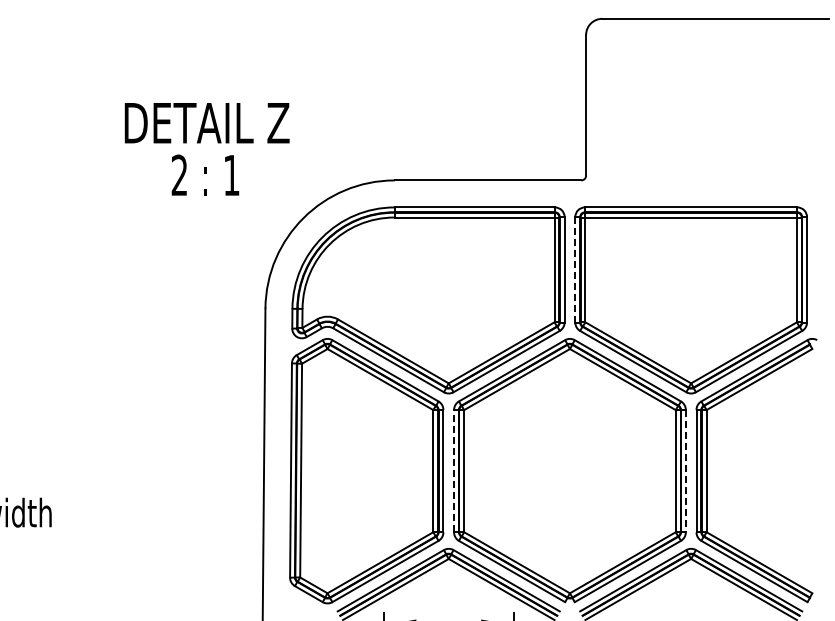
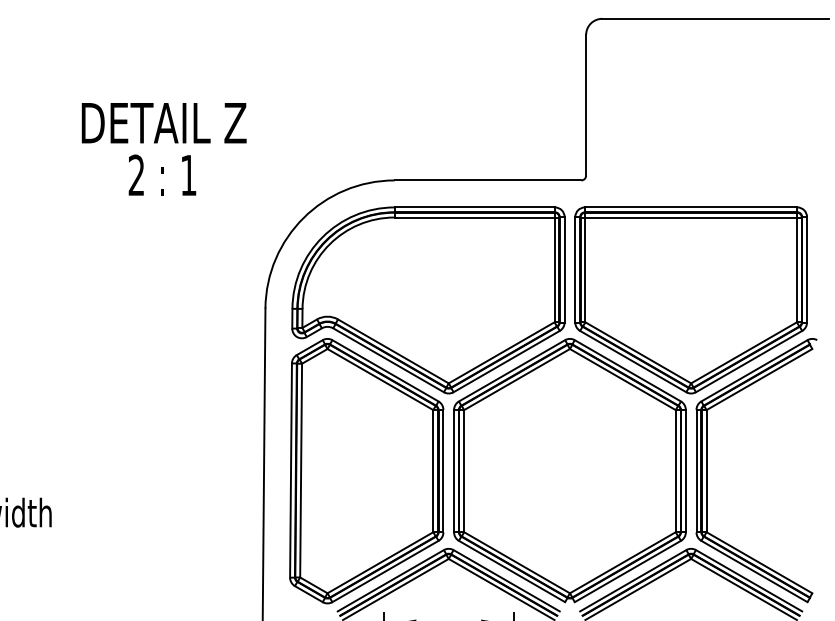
text position: (206, 149) -> (163, 149) (163, 149)
line: dashed -> solid (575, 269)
line: dashed -> solid (454, 470)
line: dashed -> solid (685, 471)
